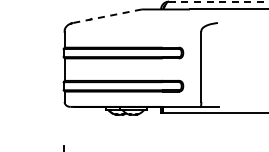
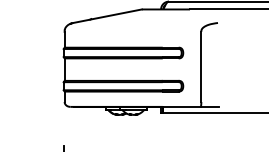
line: dashed -> solid (218, 1)
line: dashed -> solid (107, 16)
